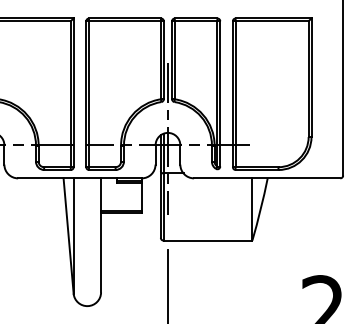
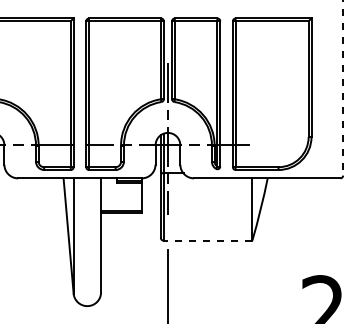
line: solid -> dashed (343, 88)
line: solid -> dashed (207, 240)
